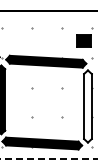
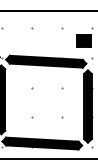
fill: none -> present (87, 106)
line: dashed -> solid (48, 159)
